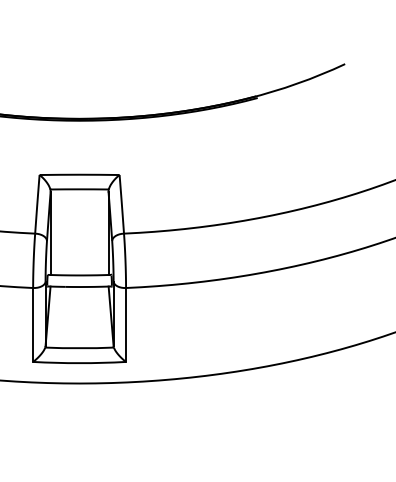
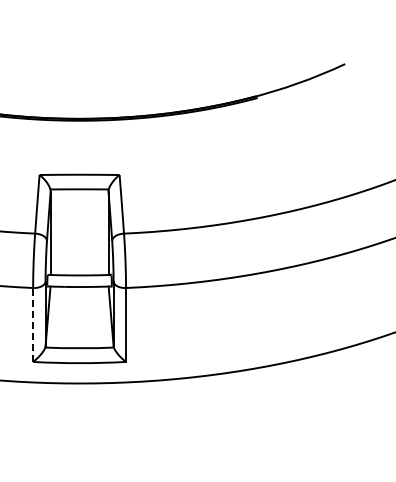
line: solid -> dashed (33, 324)
